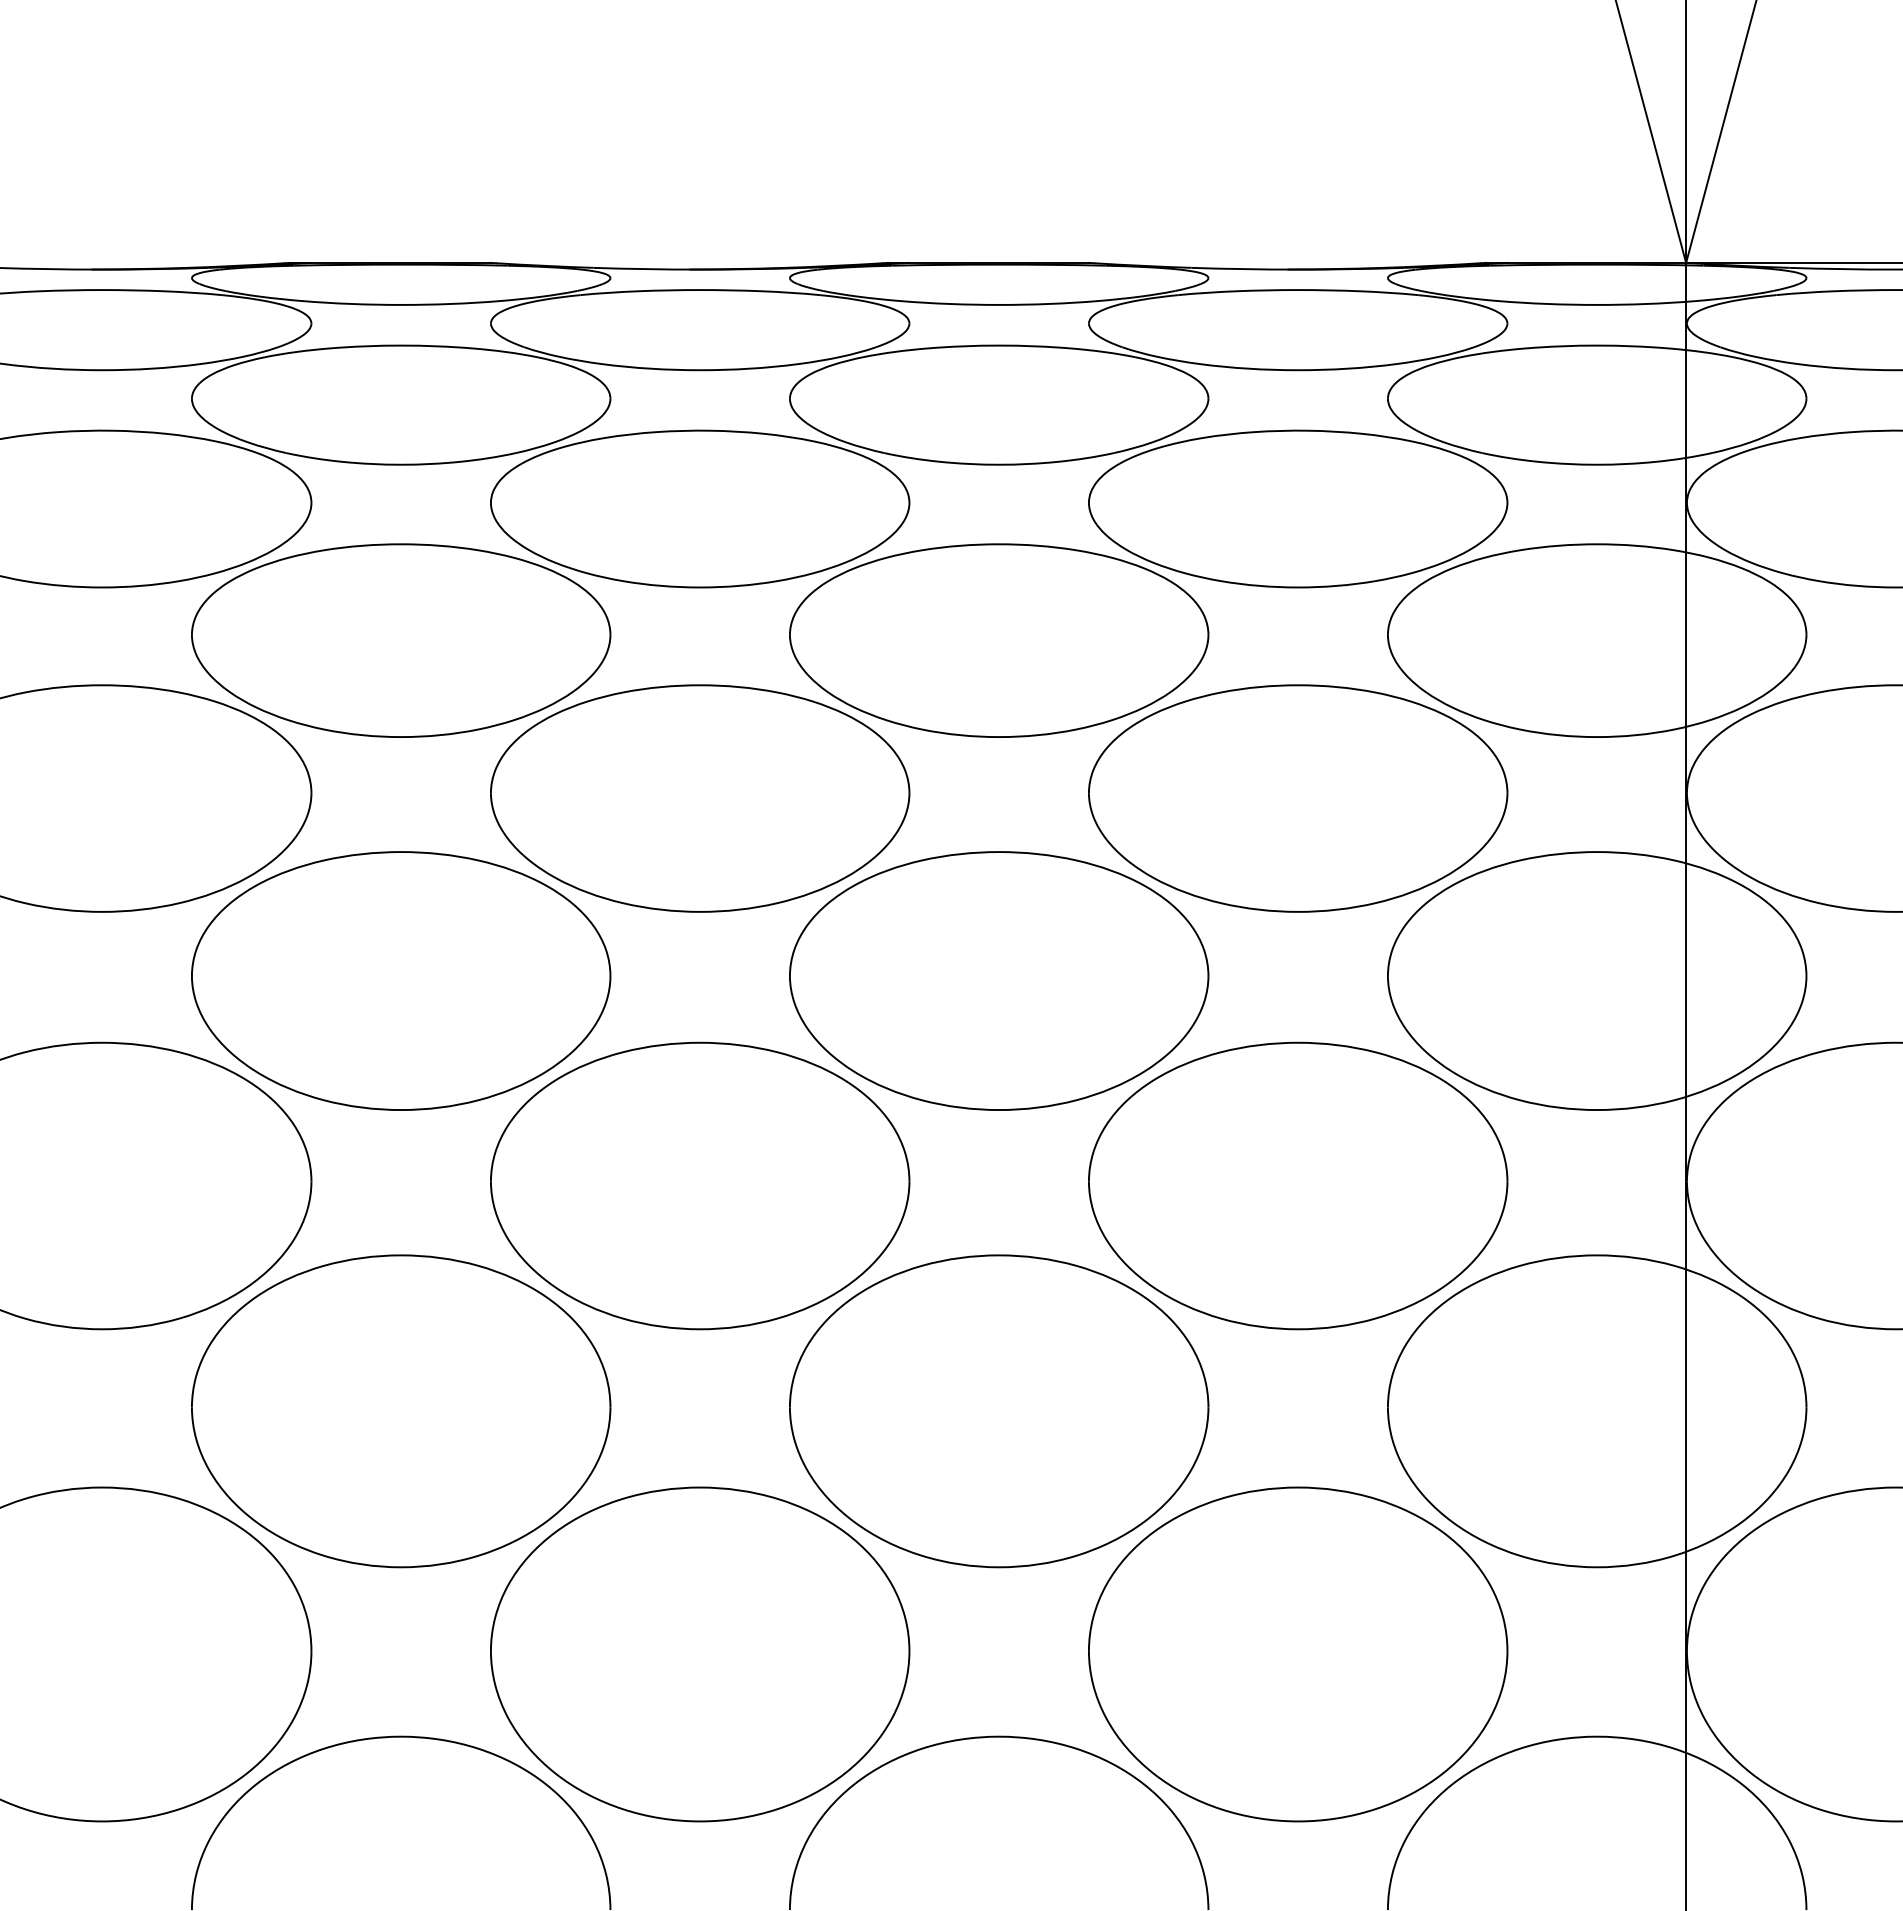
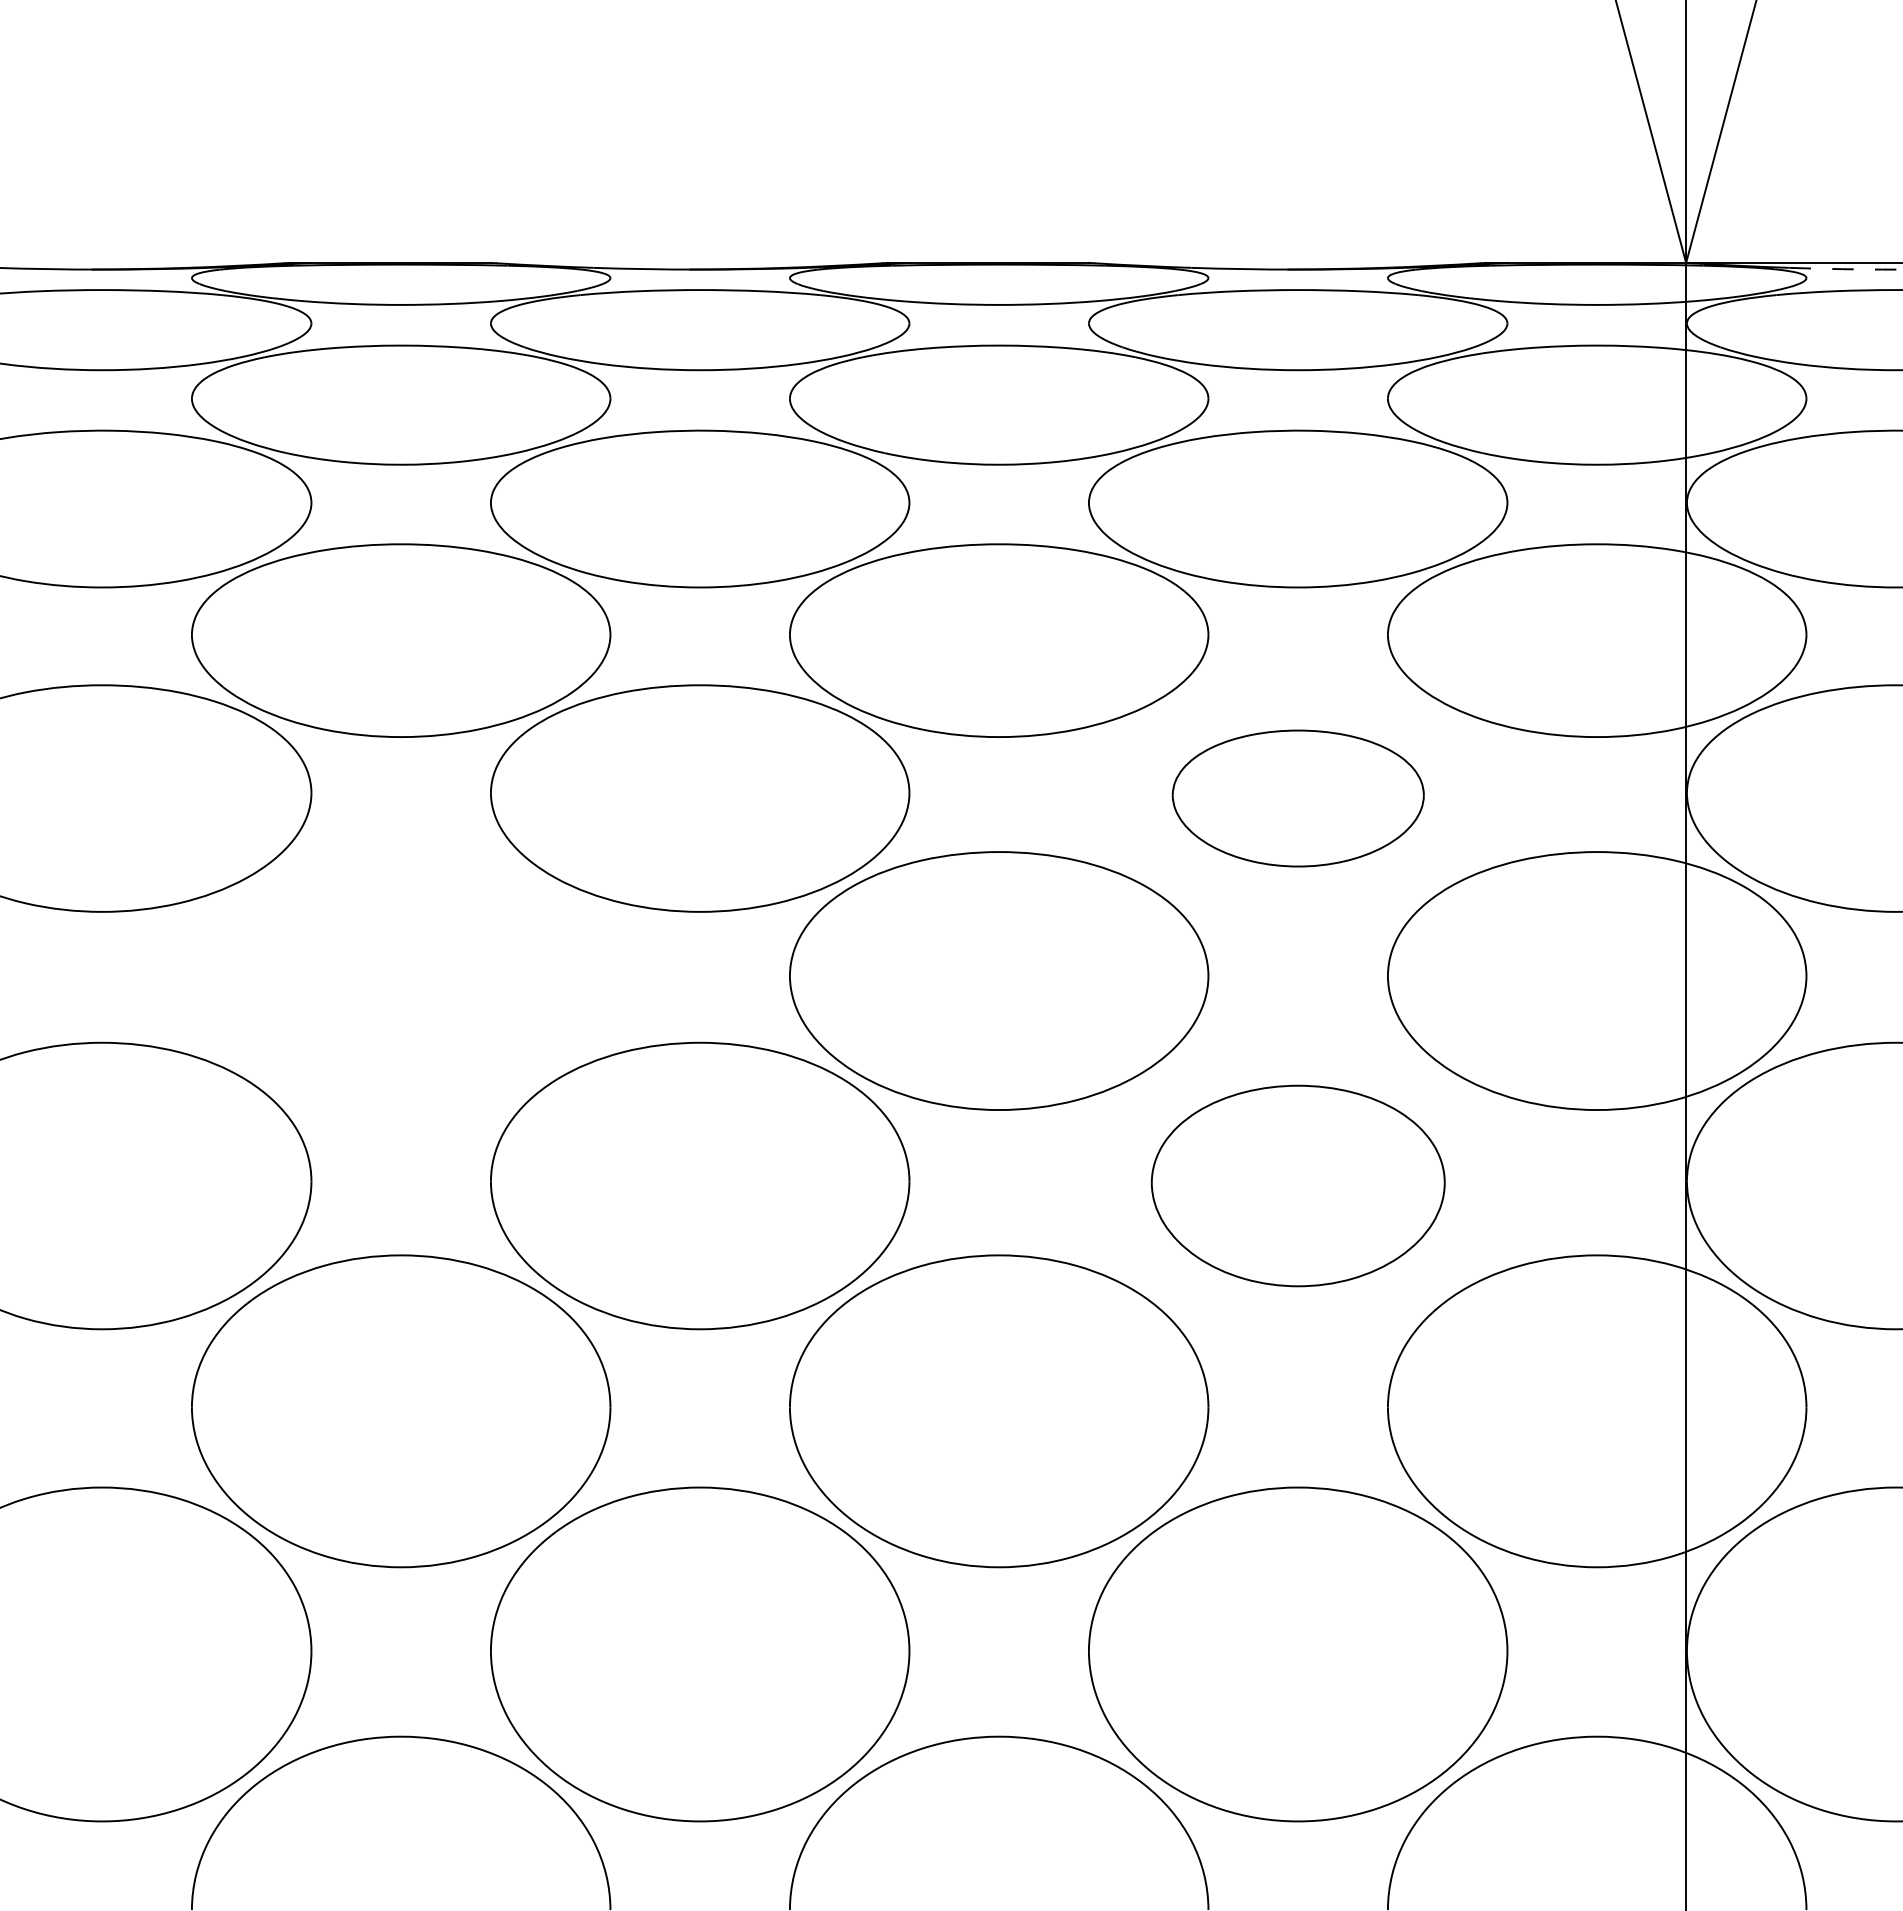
arc: solid -> dashed (1846, 269)
part size: 421x229 px -> 254x139 px (1297, 798)
part: present -> none (401, 980)
part size: 421x290 px -> 296x204 px (1297, 1185)
